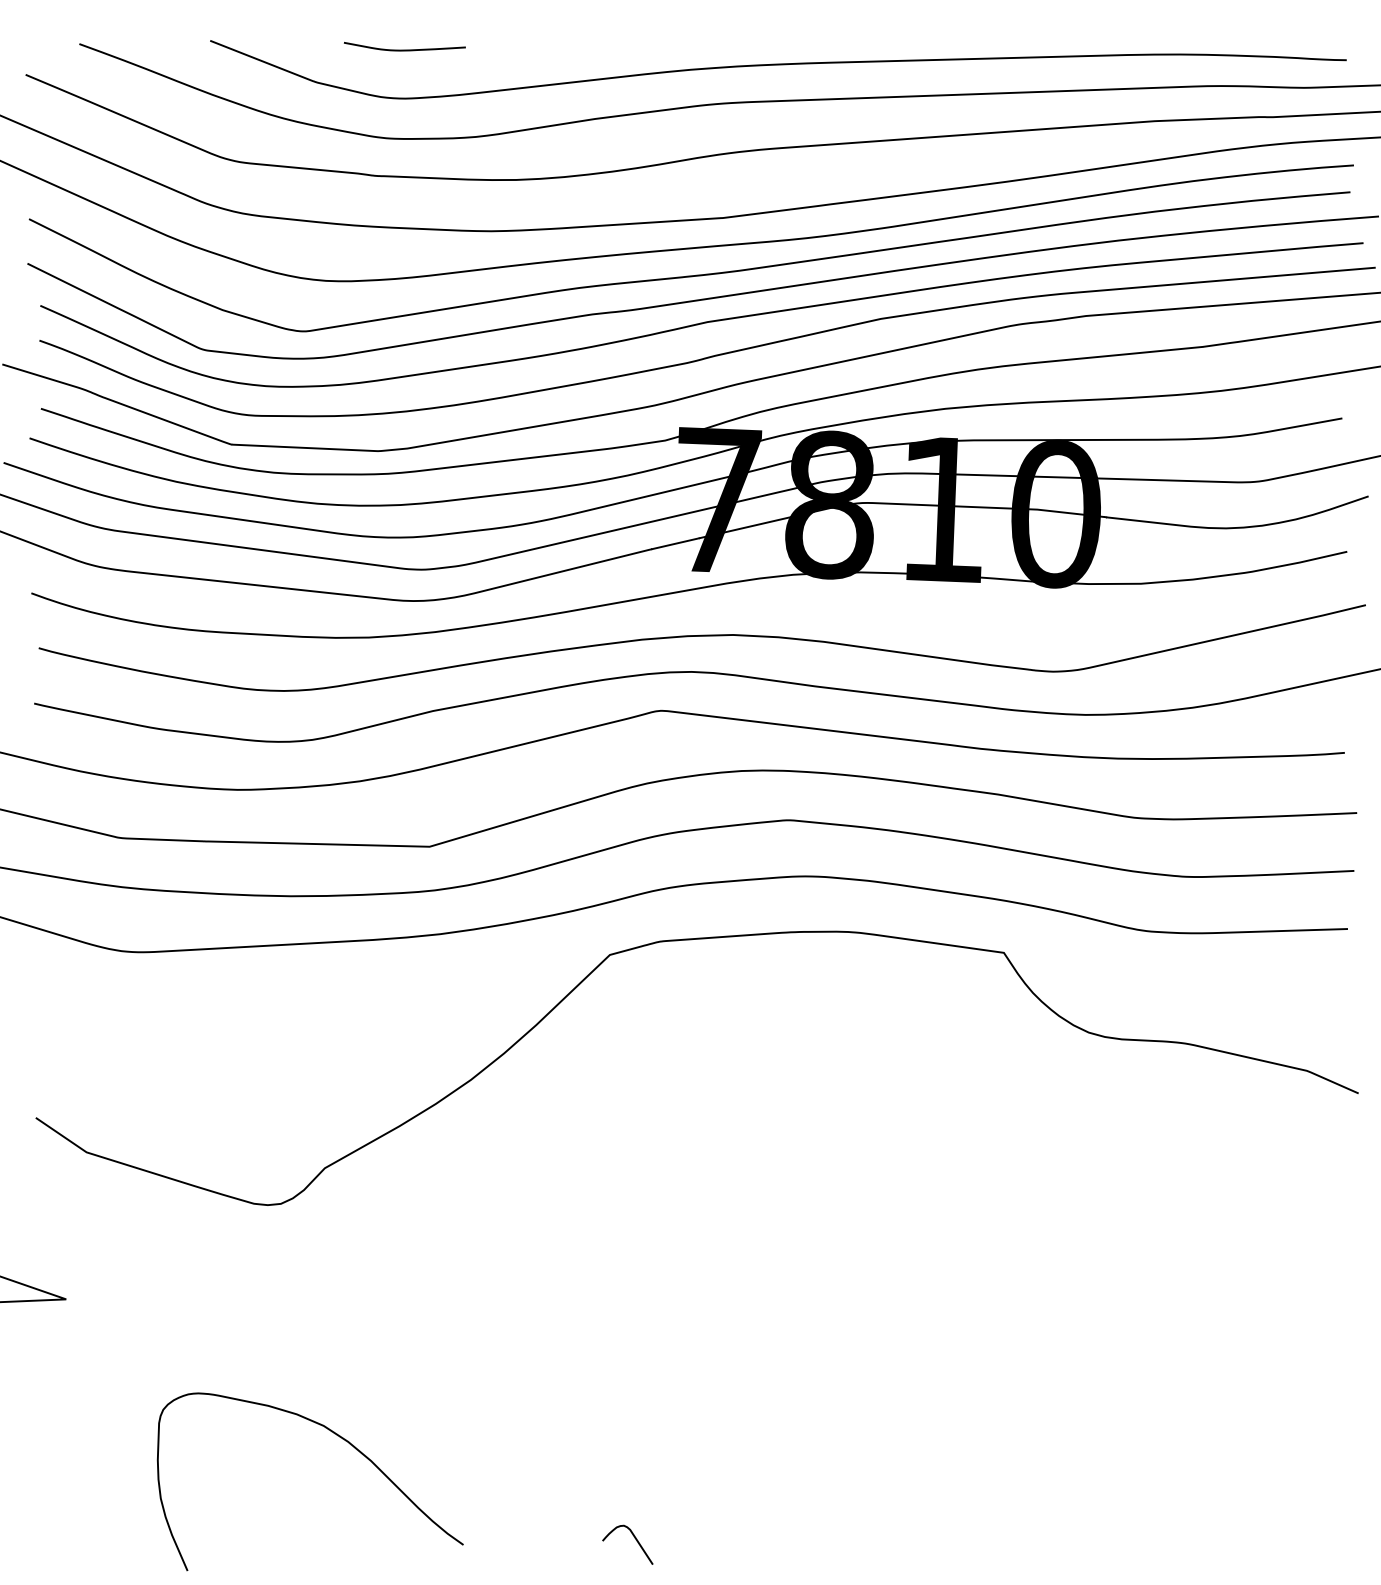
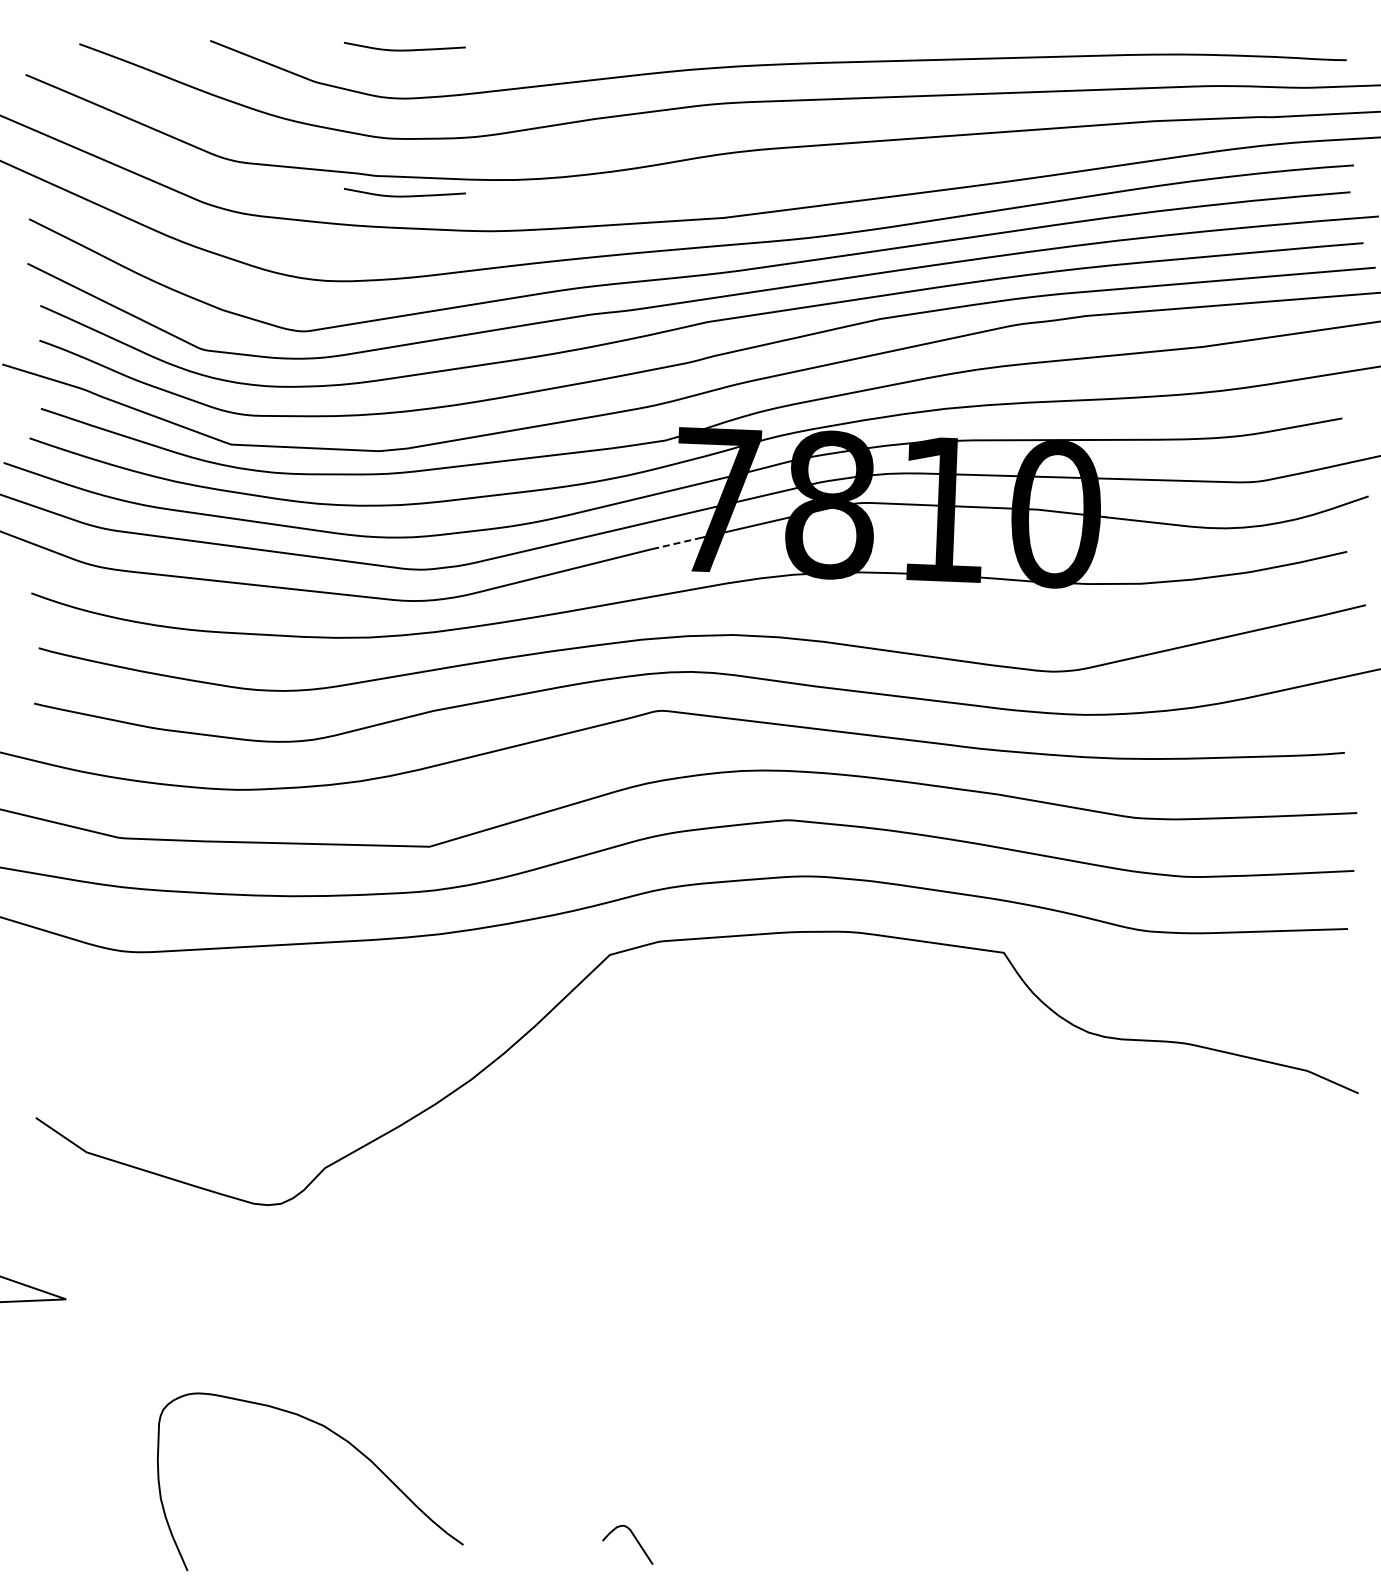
curve: none -> present (404, 195)
line: solid -> dashed (675, 543)
